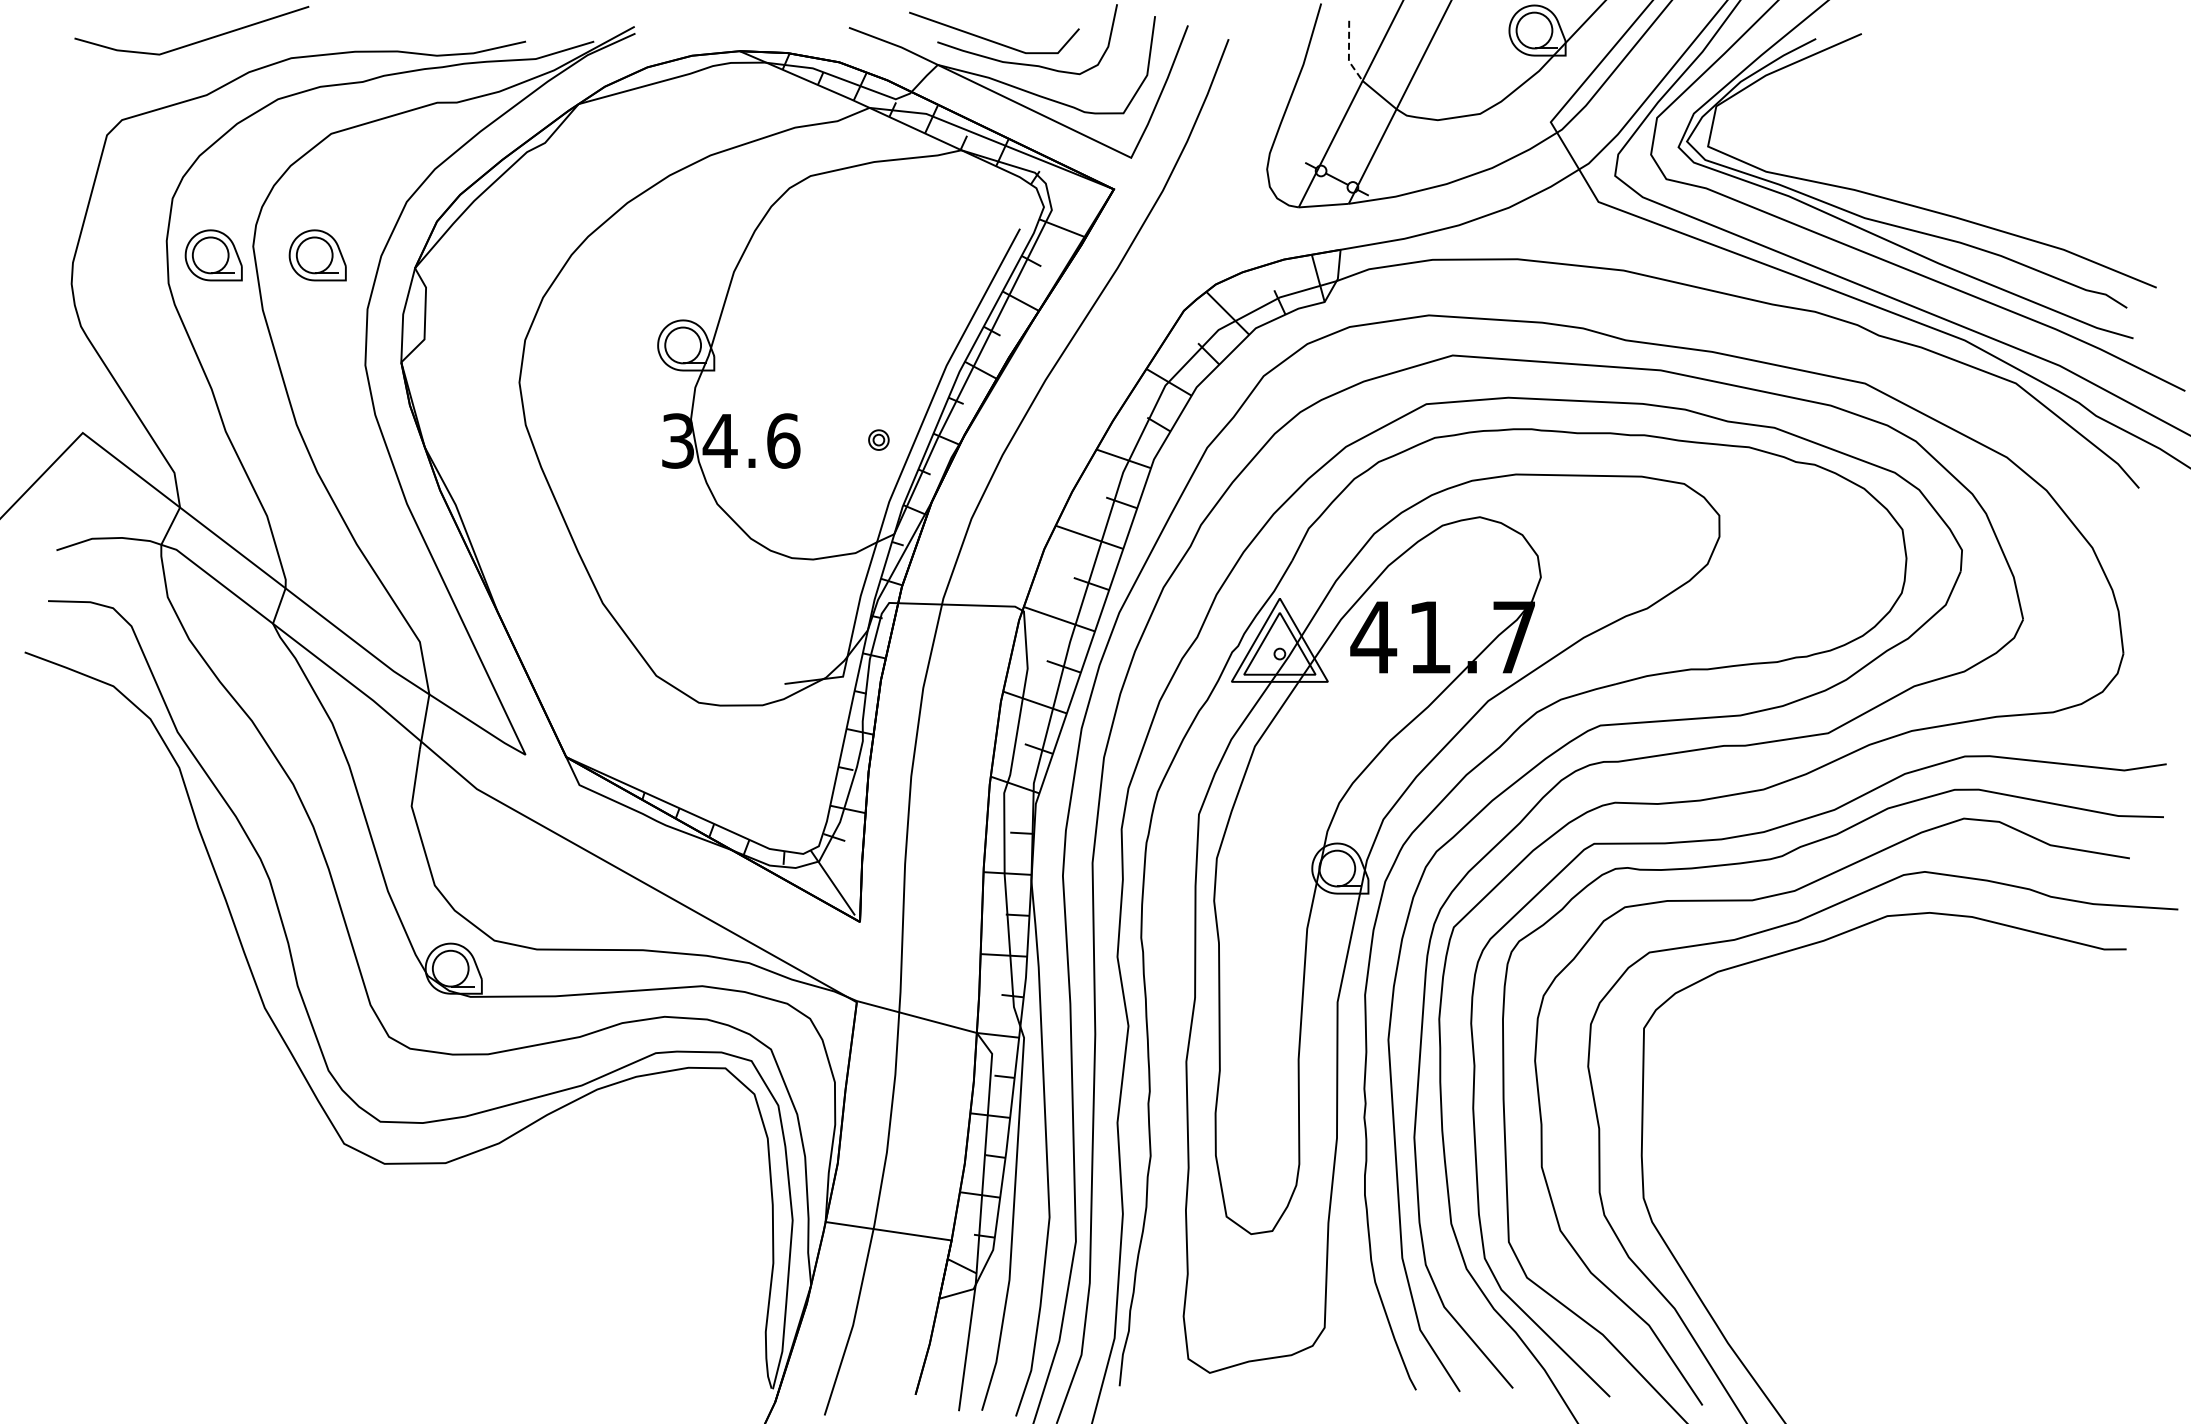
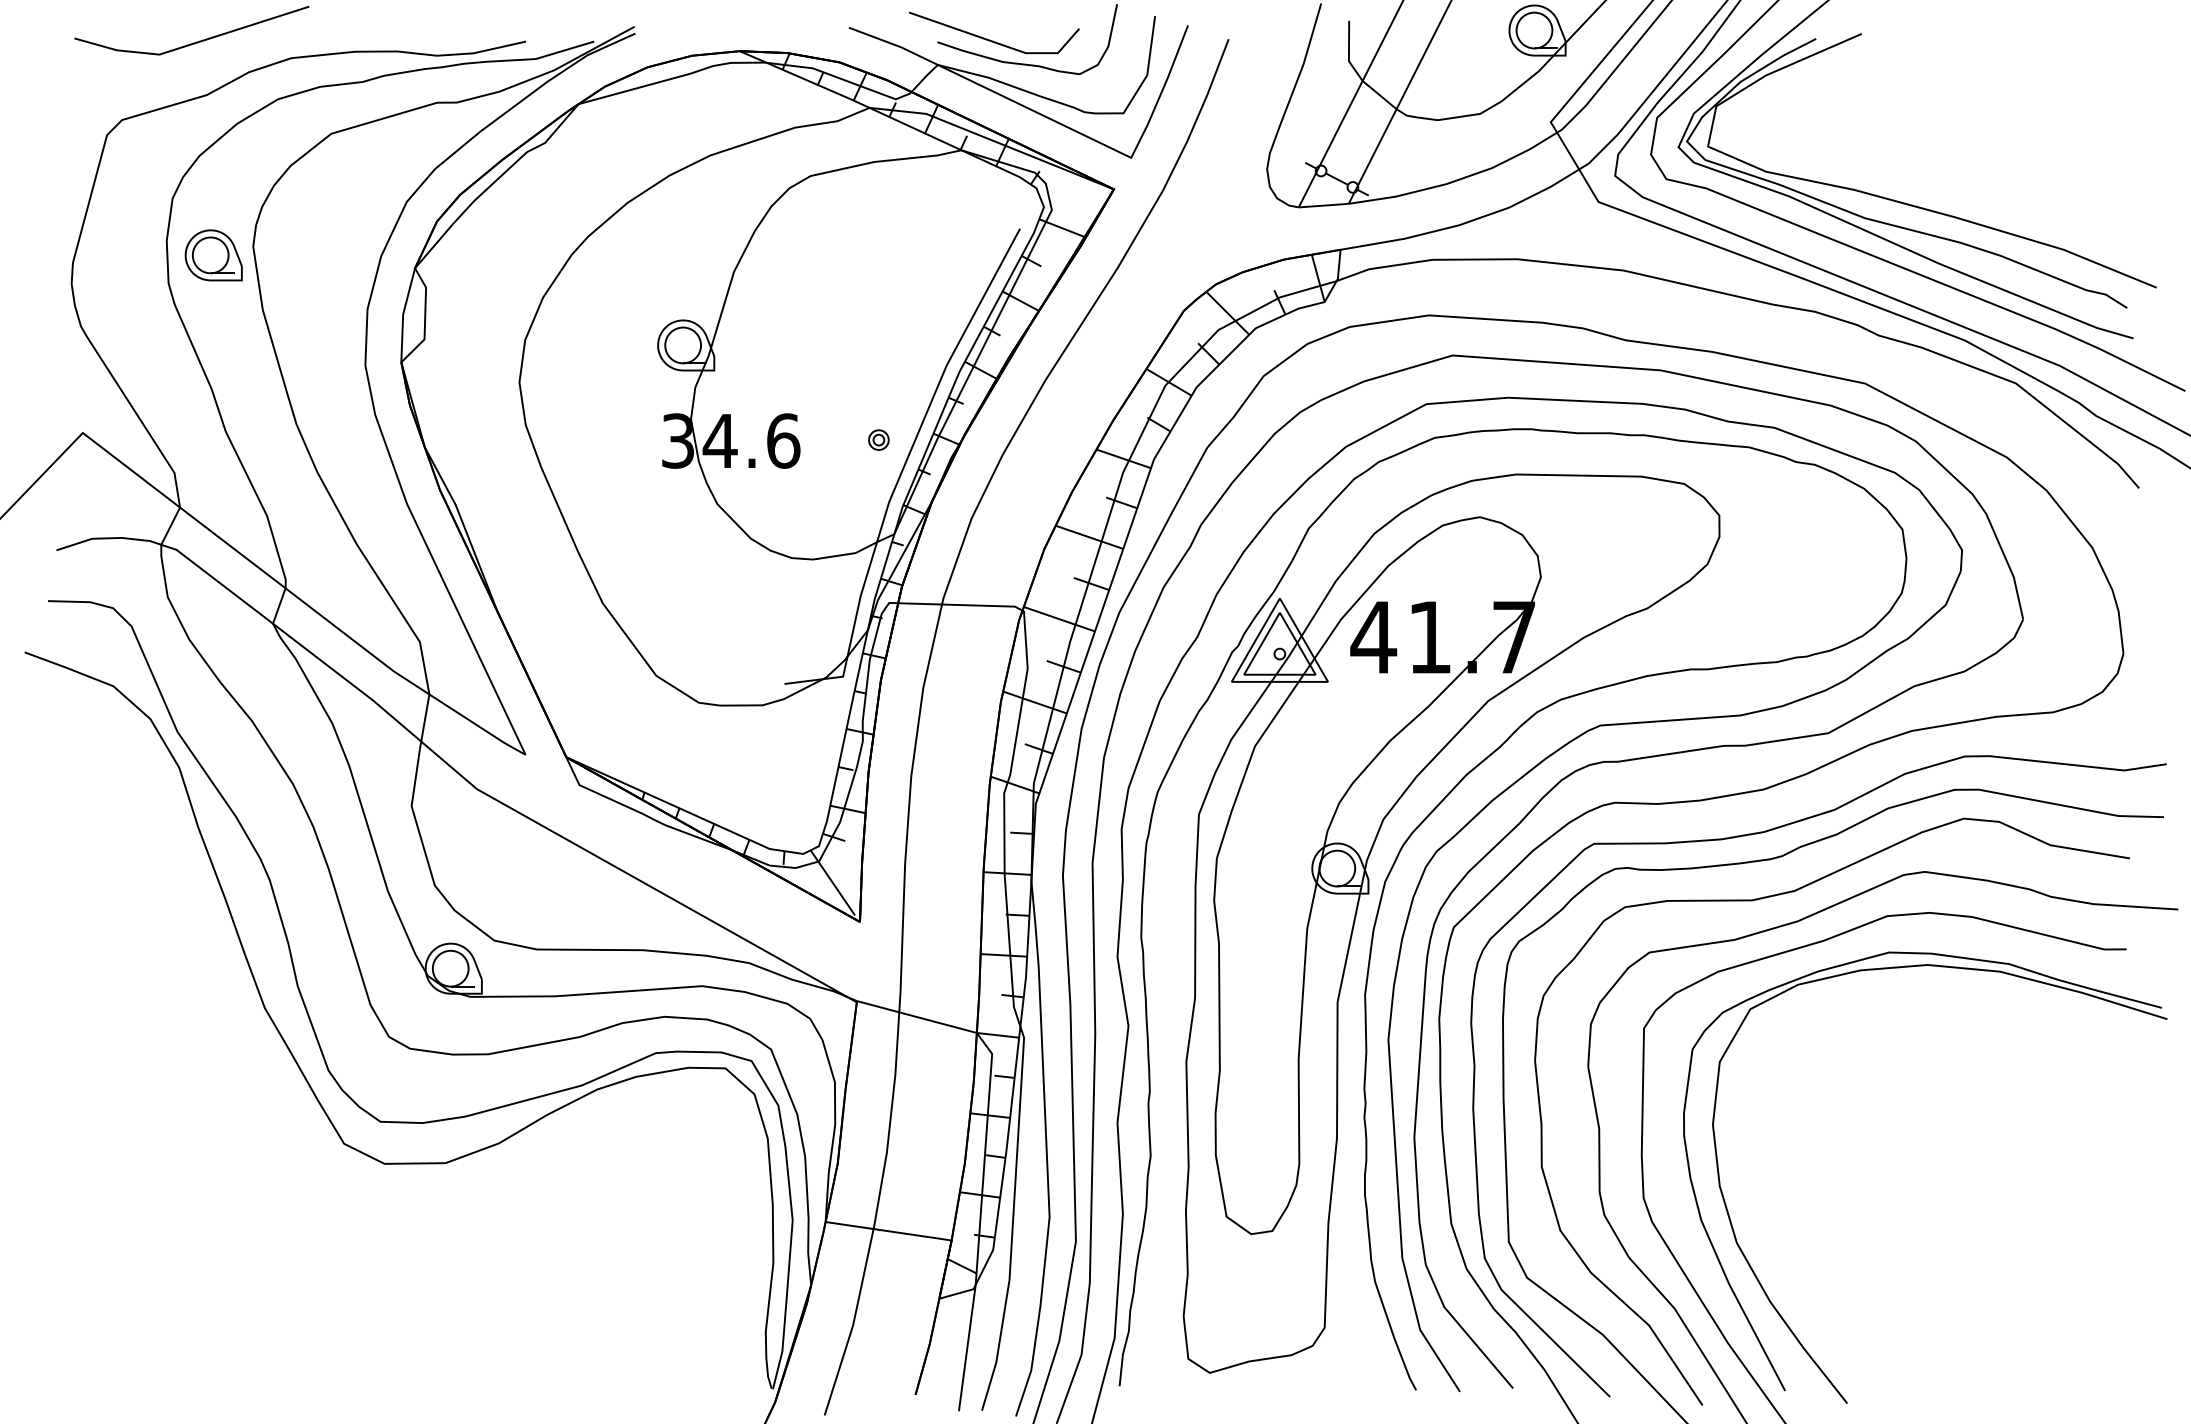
line: dashed -> solid (1348, 54)
part: present -> none (317, 255)
part: none -> present (1754, 1271)
